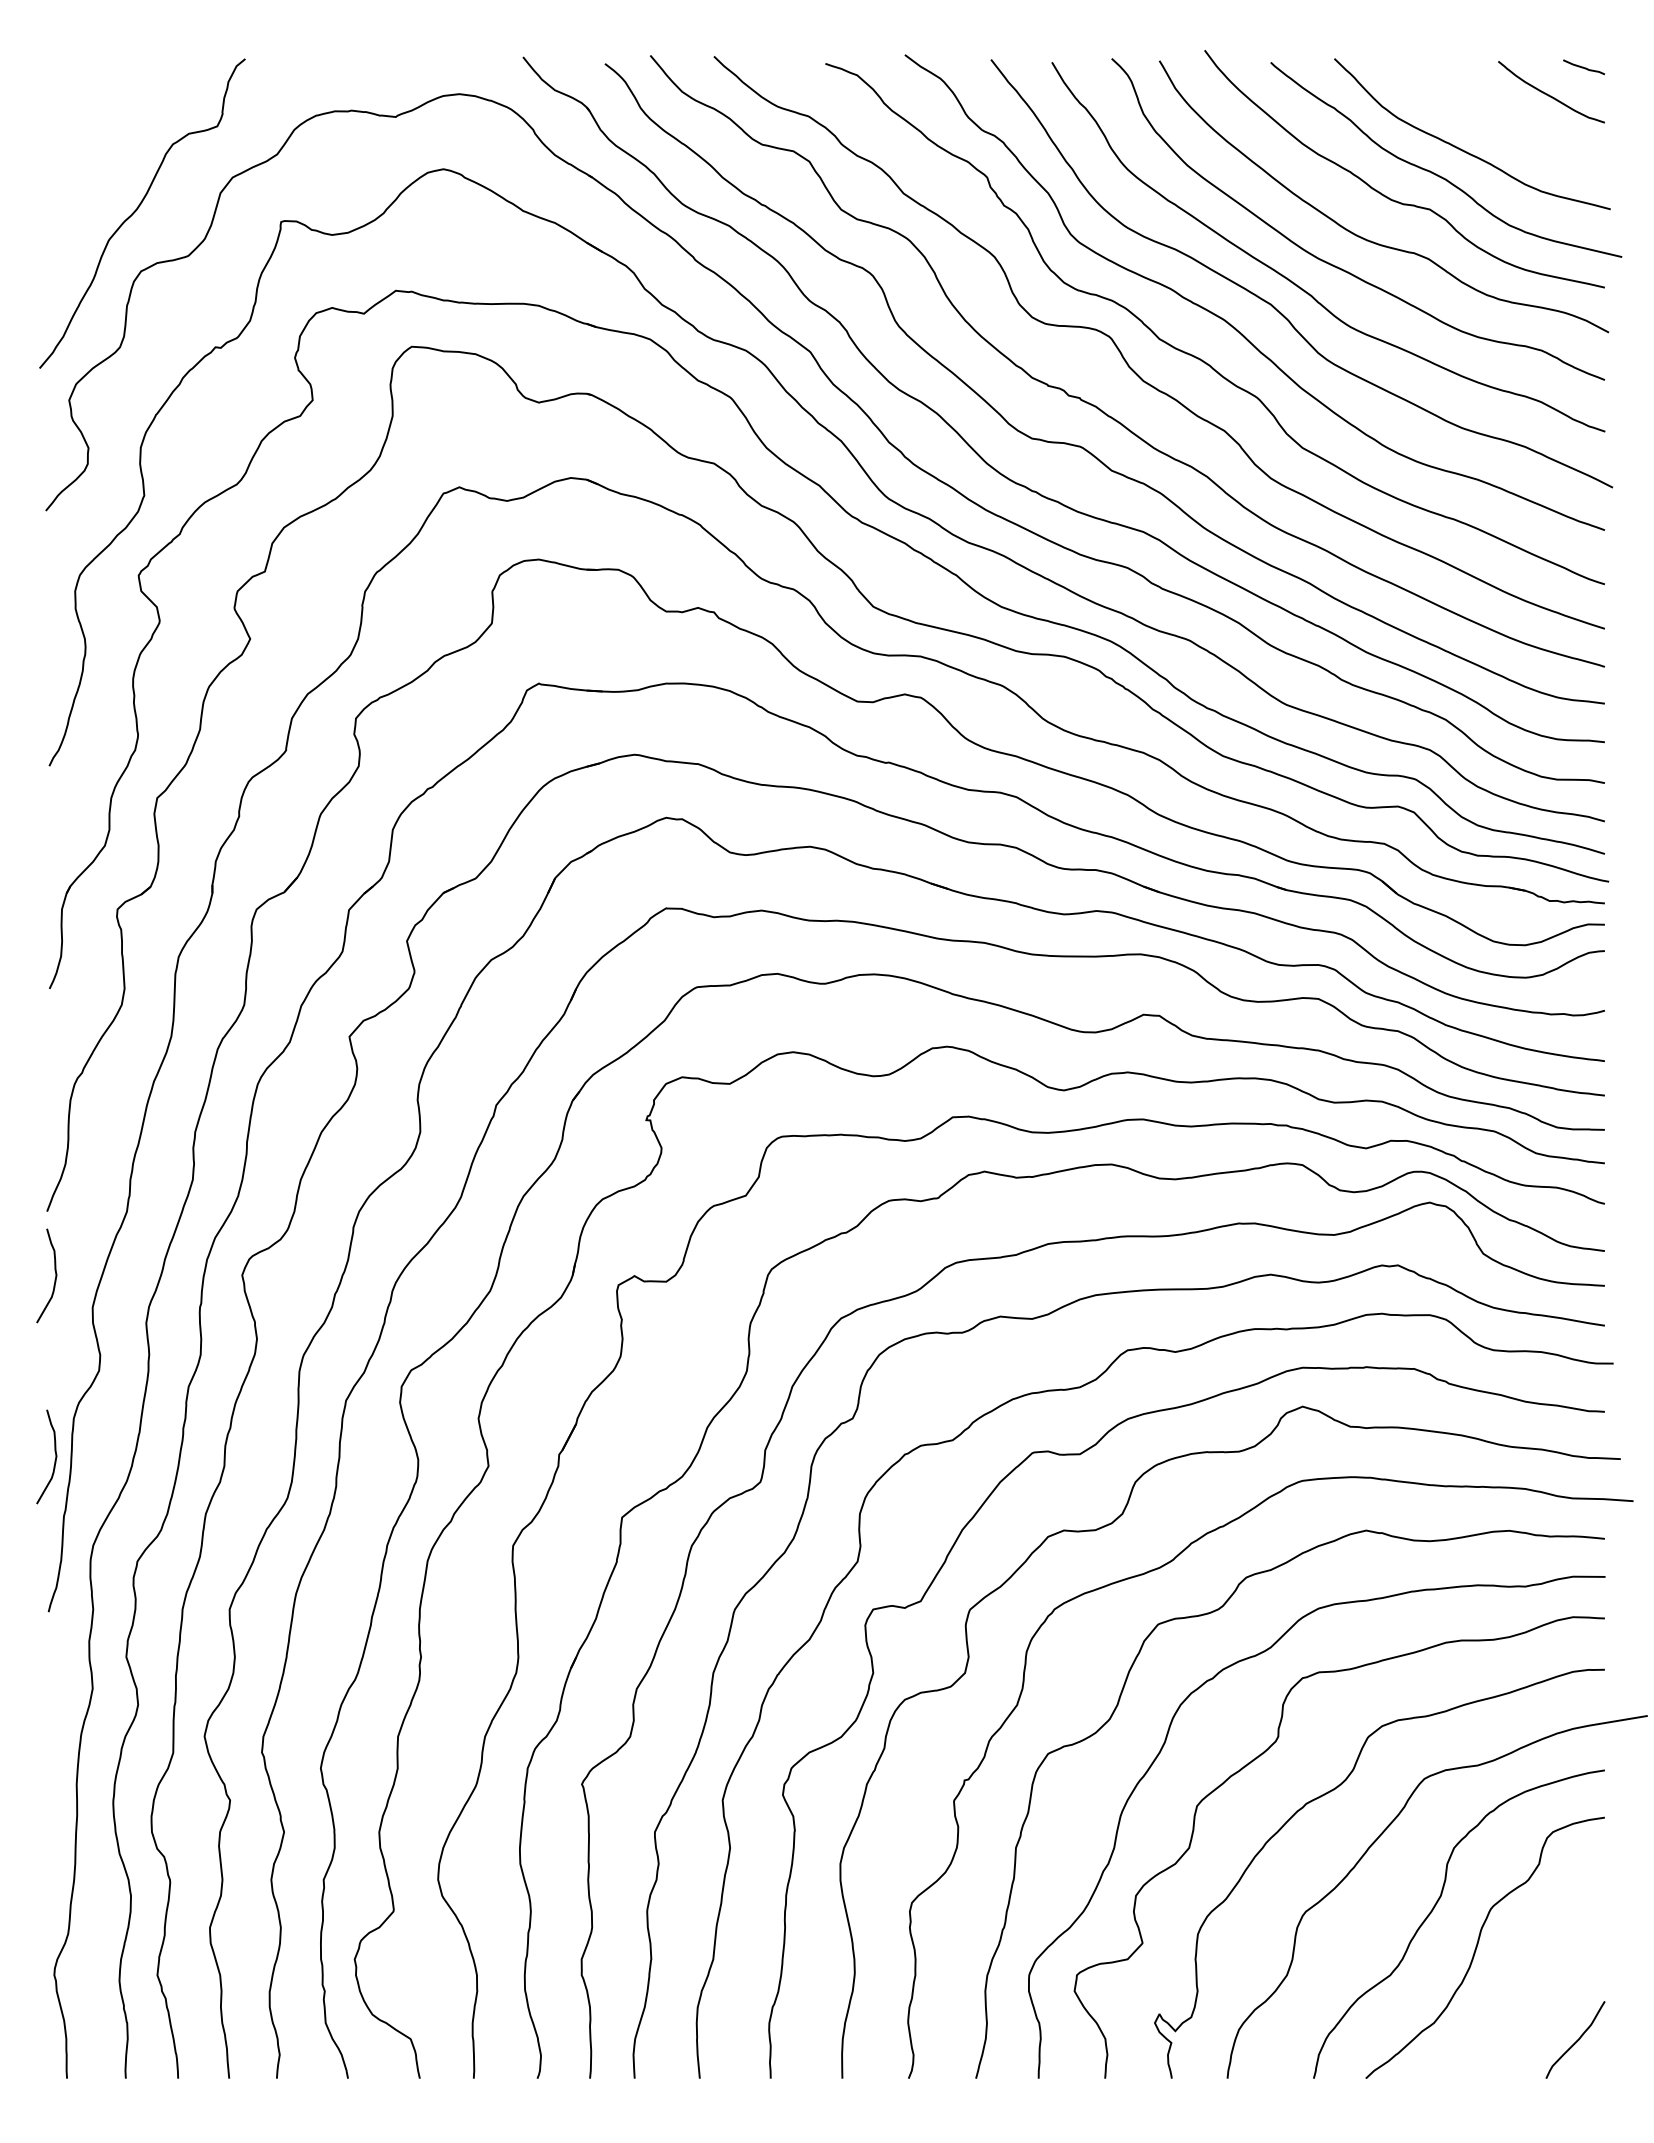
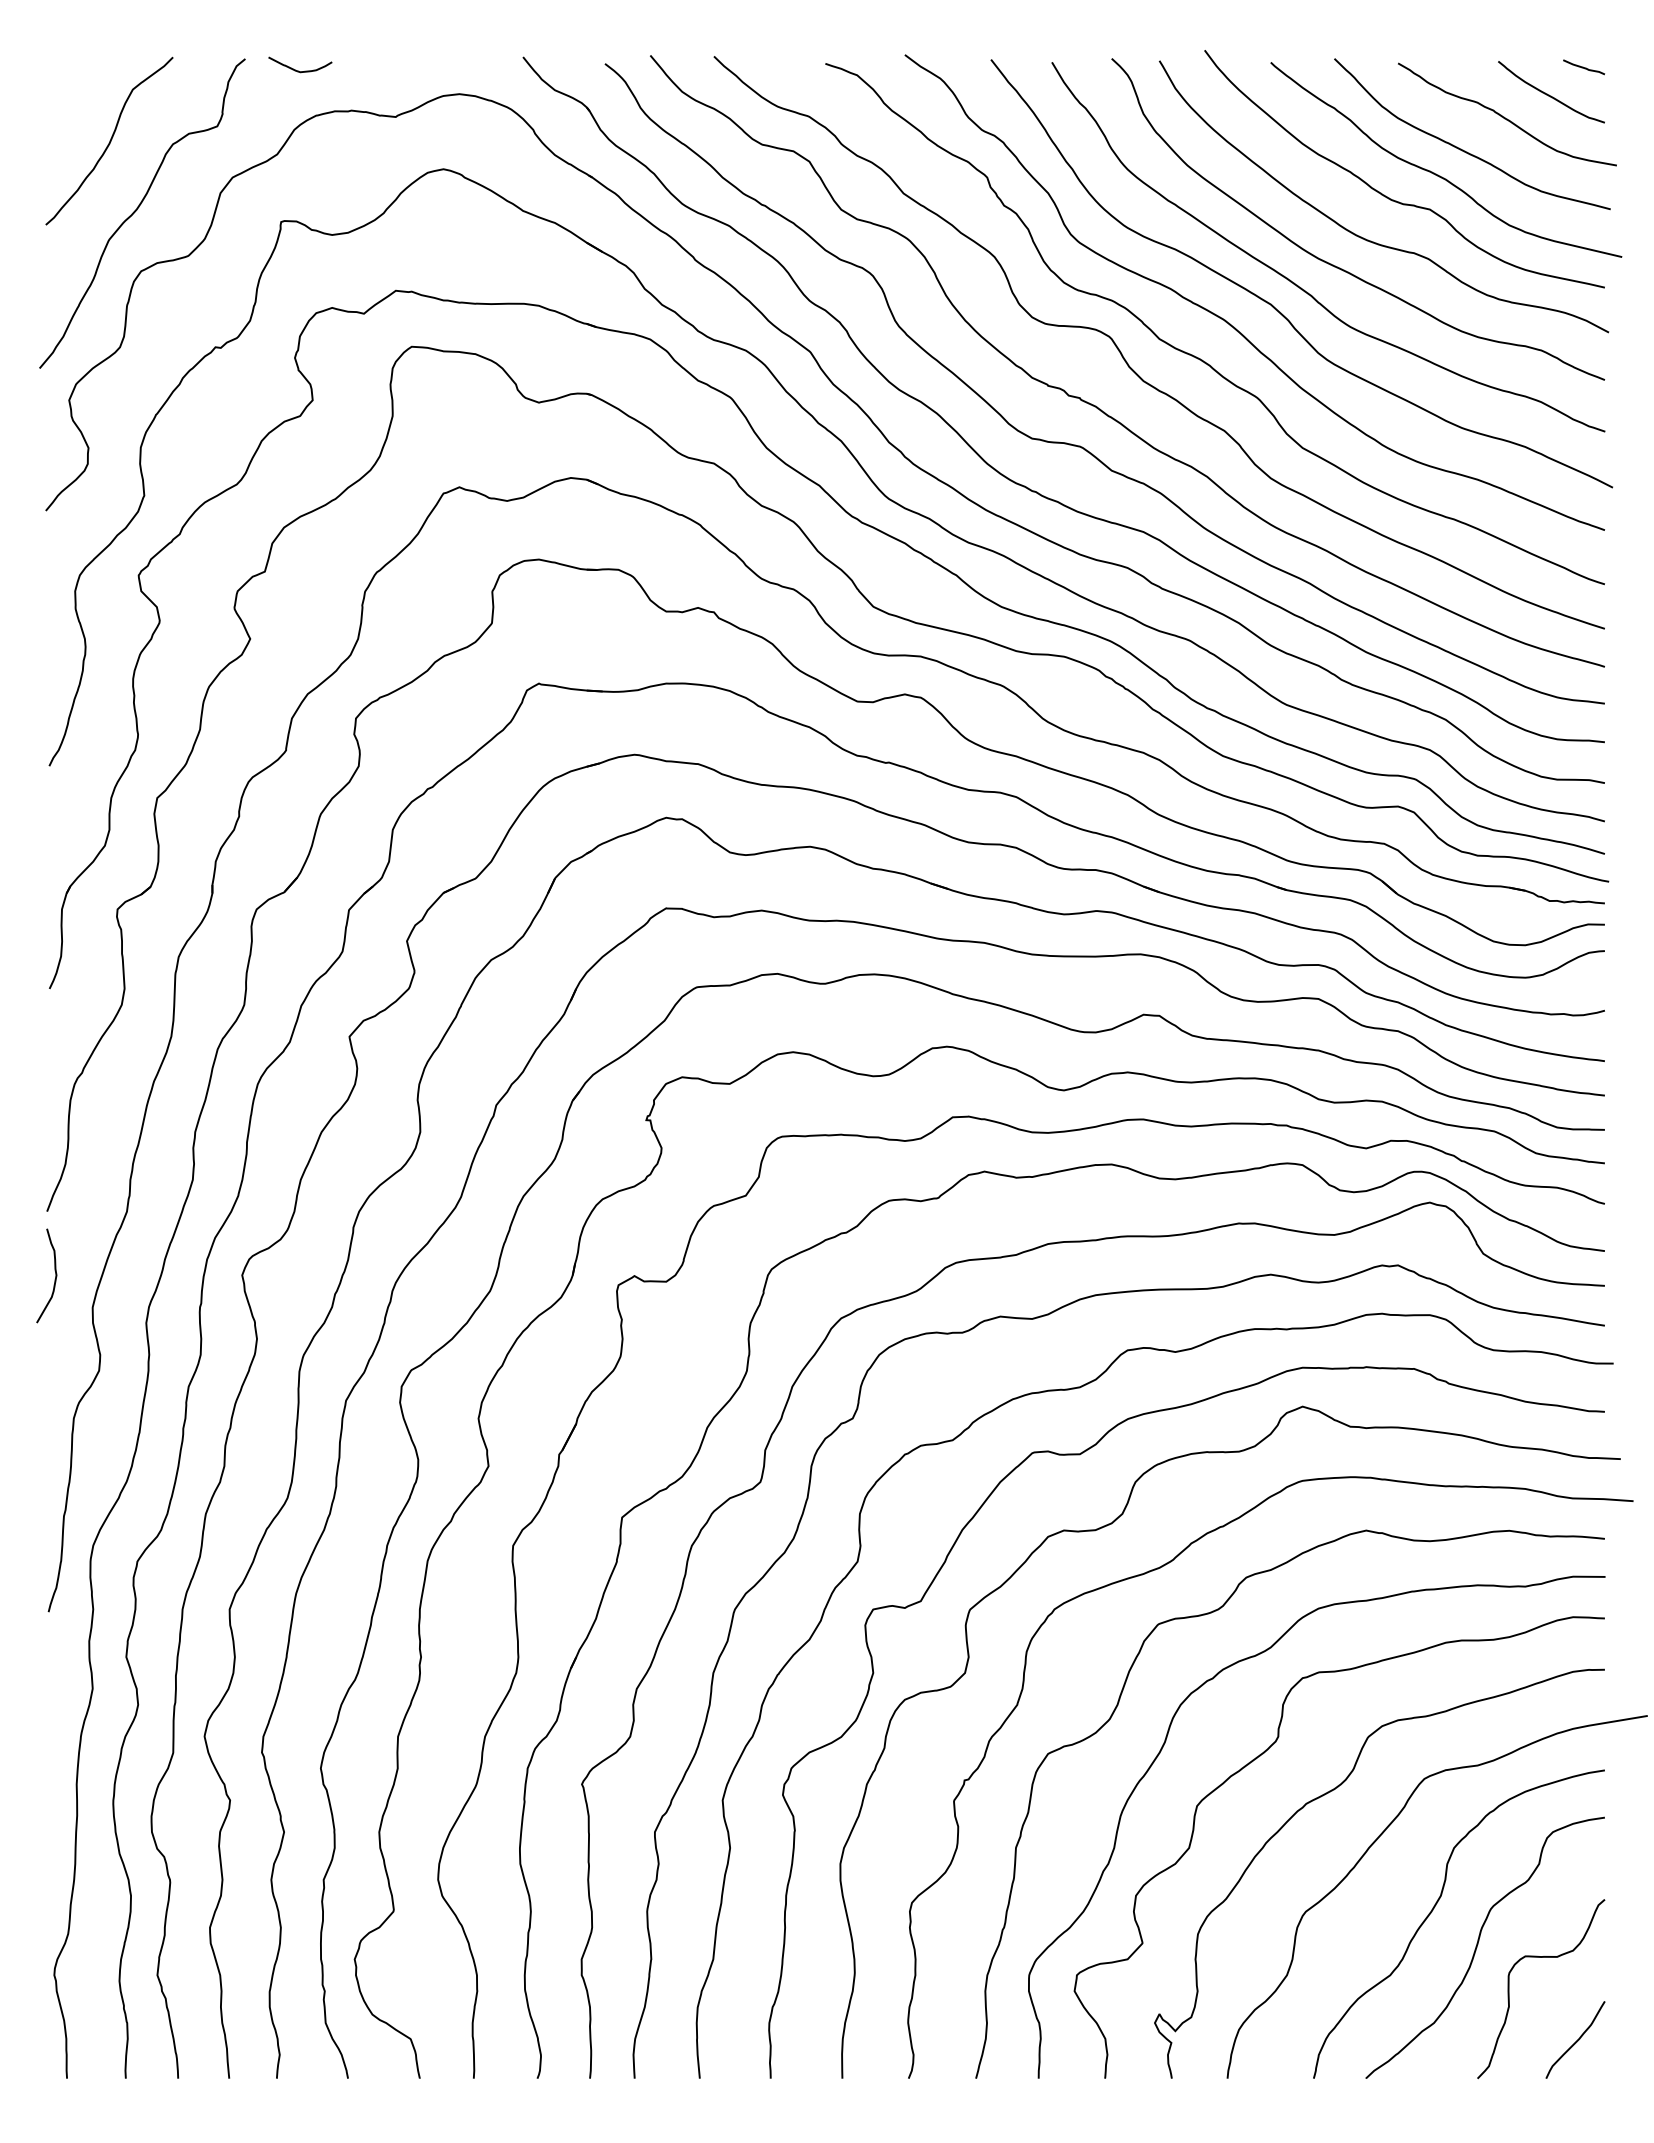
curve: none -> present (298, 70)
curve: none -> present (1504, 116)
curve: none -> present (109, 140)
curve: present -> none (54, 1460)
curve: none -> present (1541, 1957)
